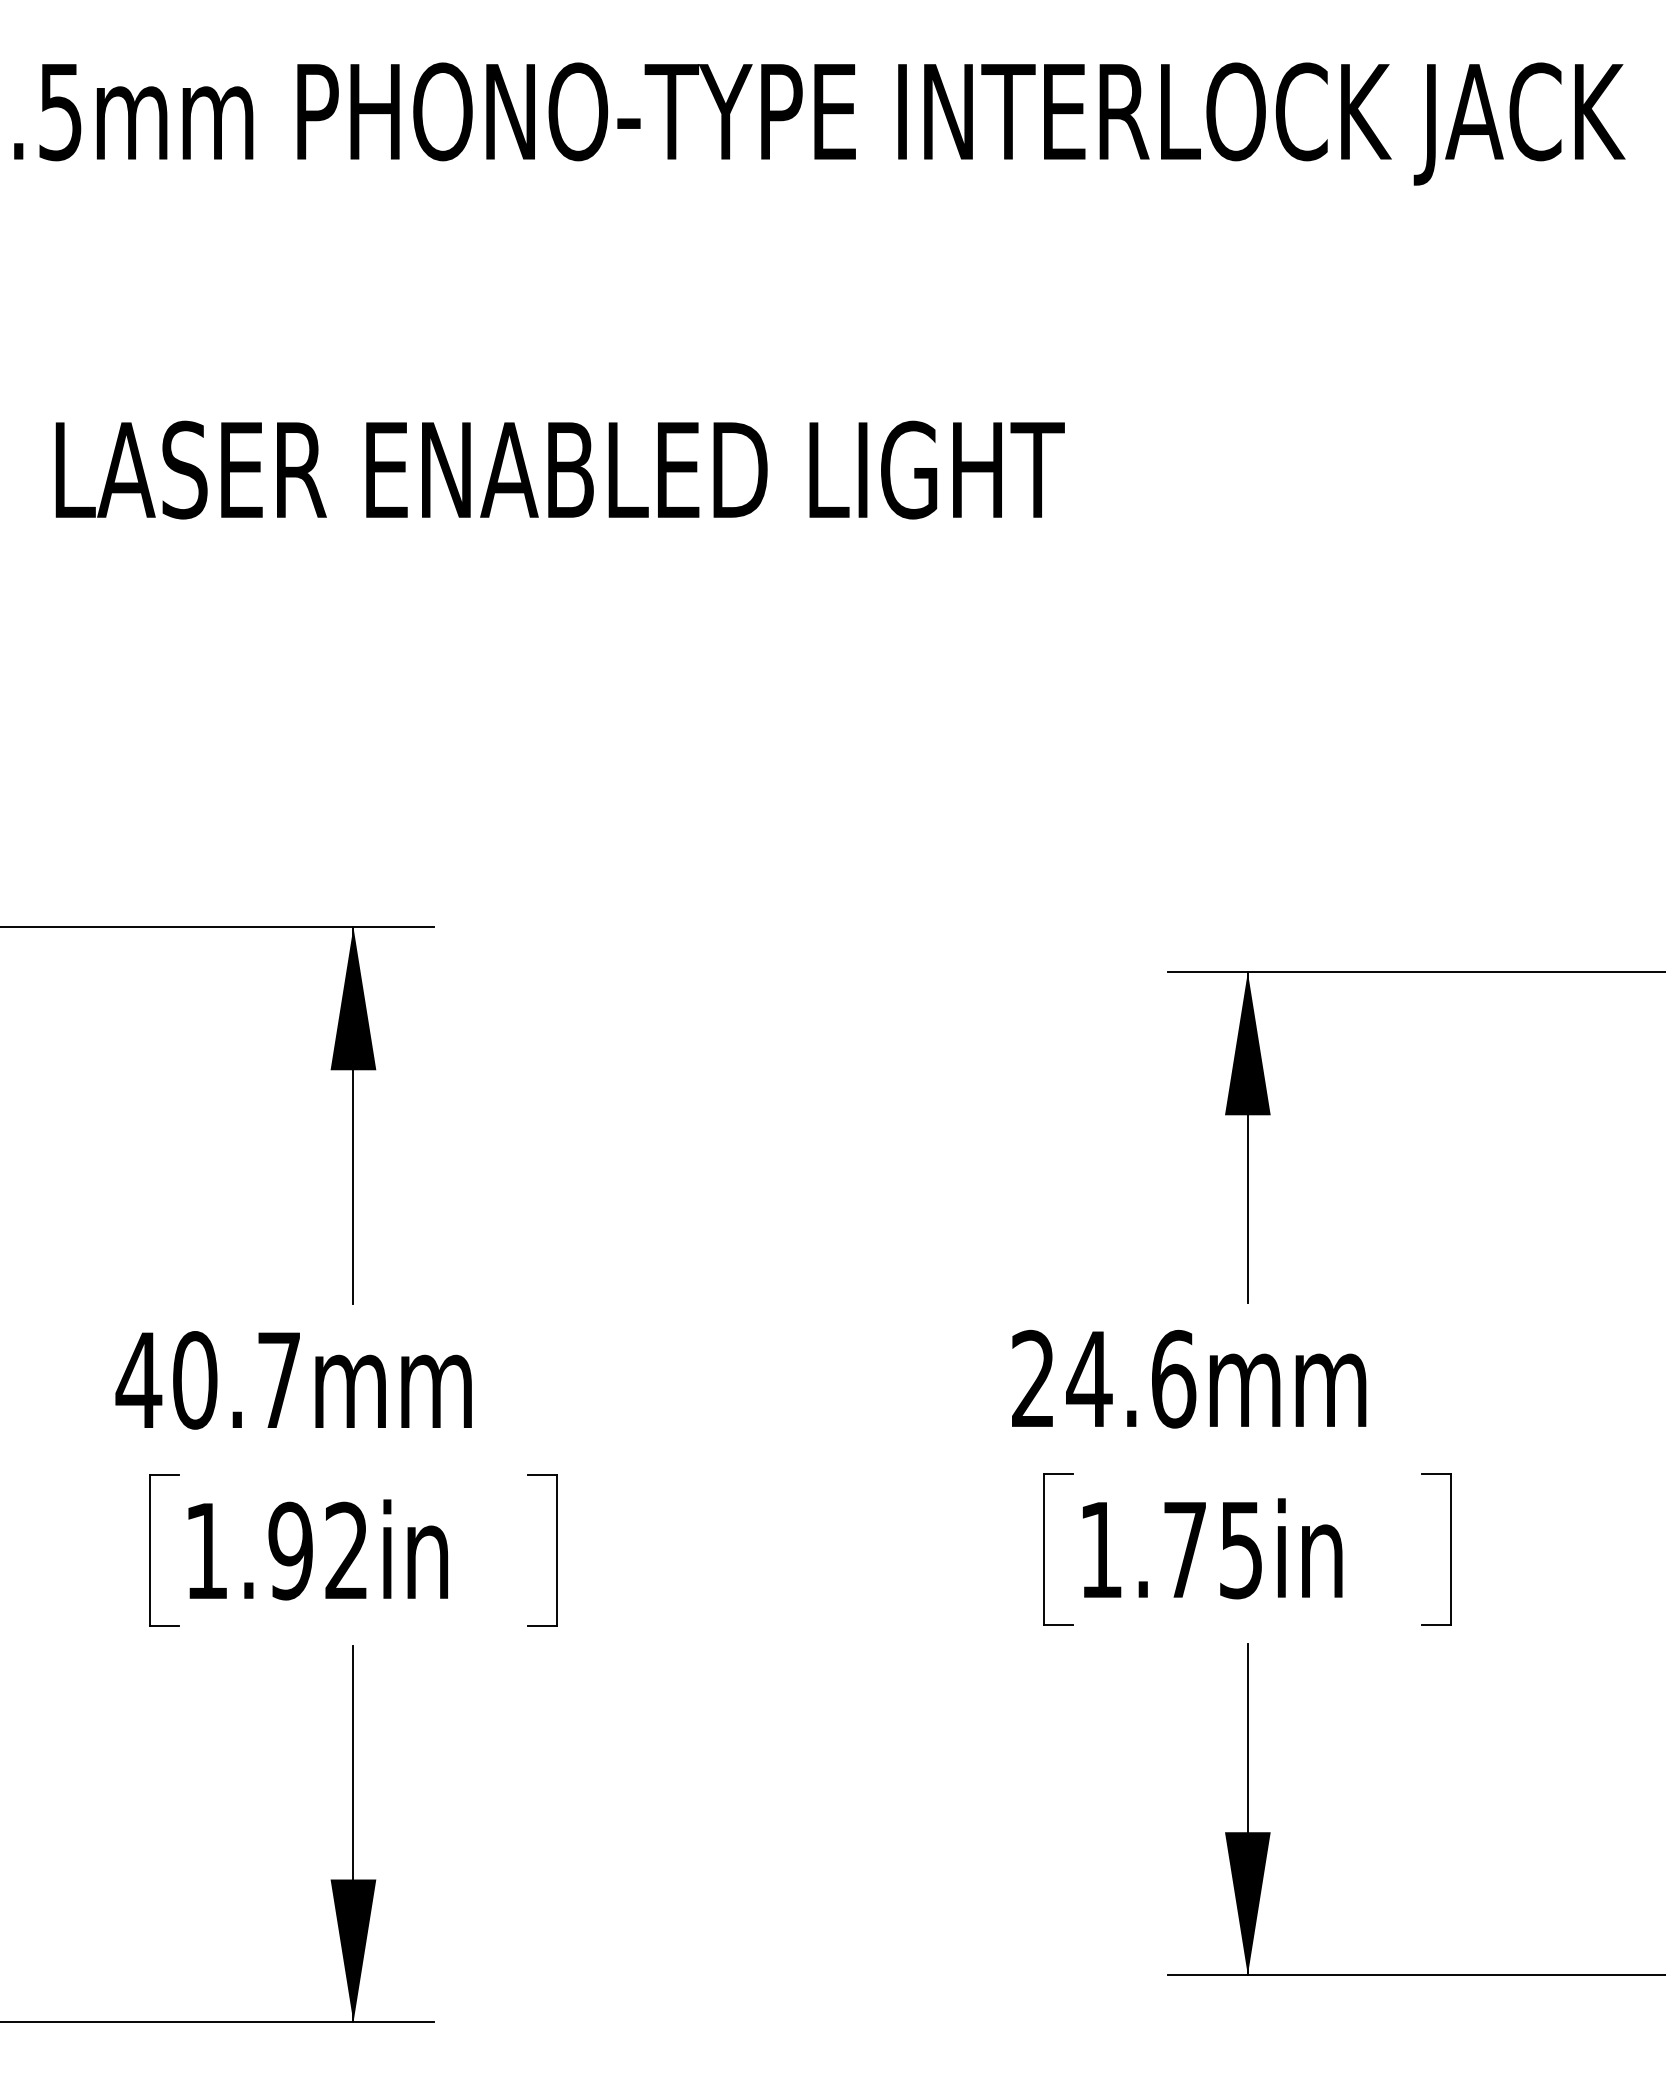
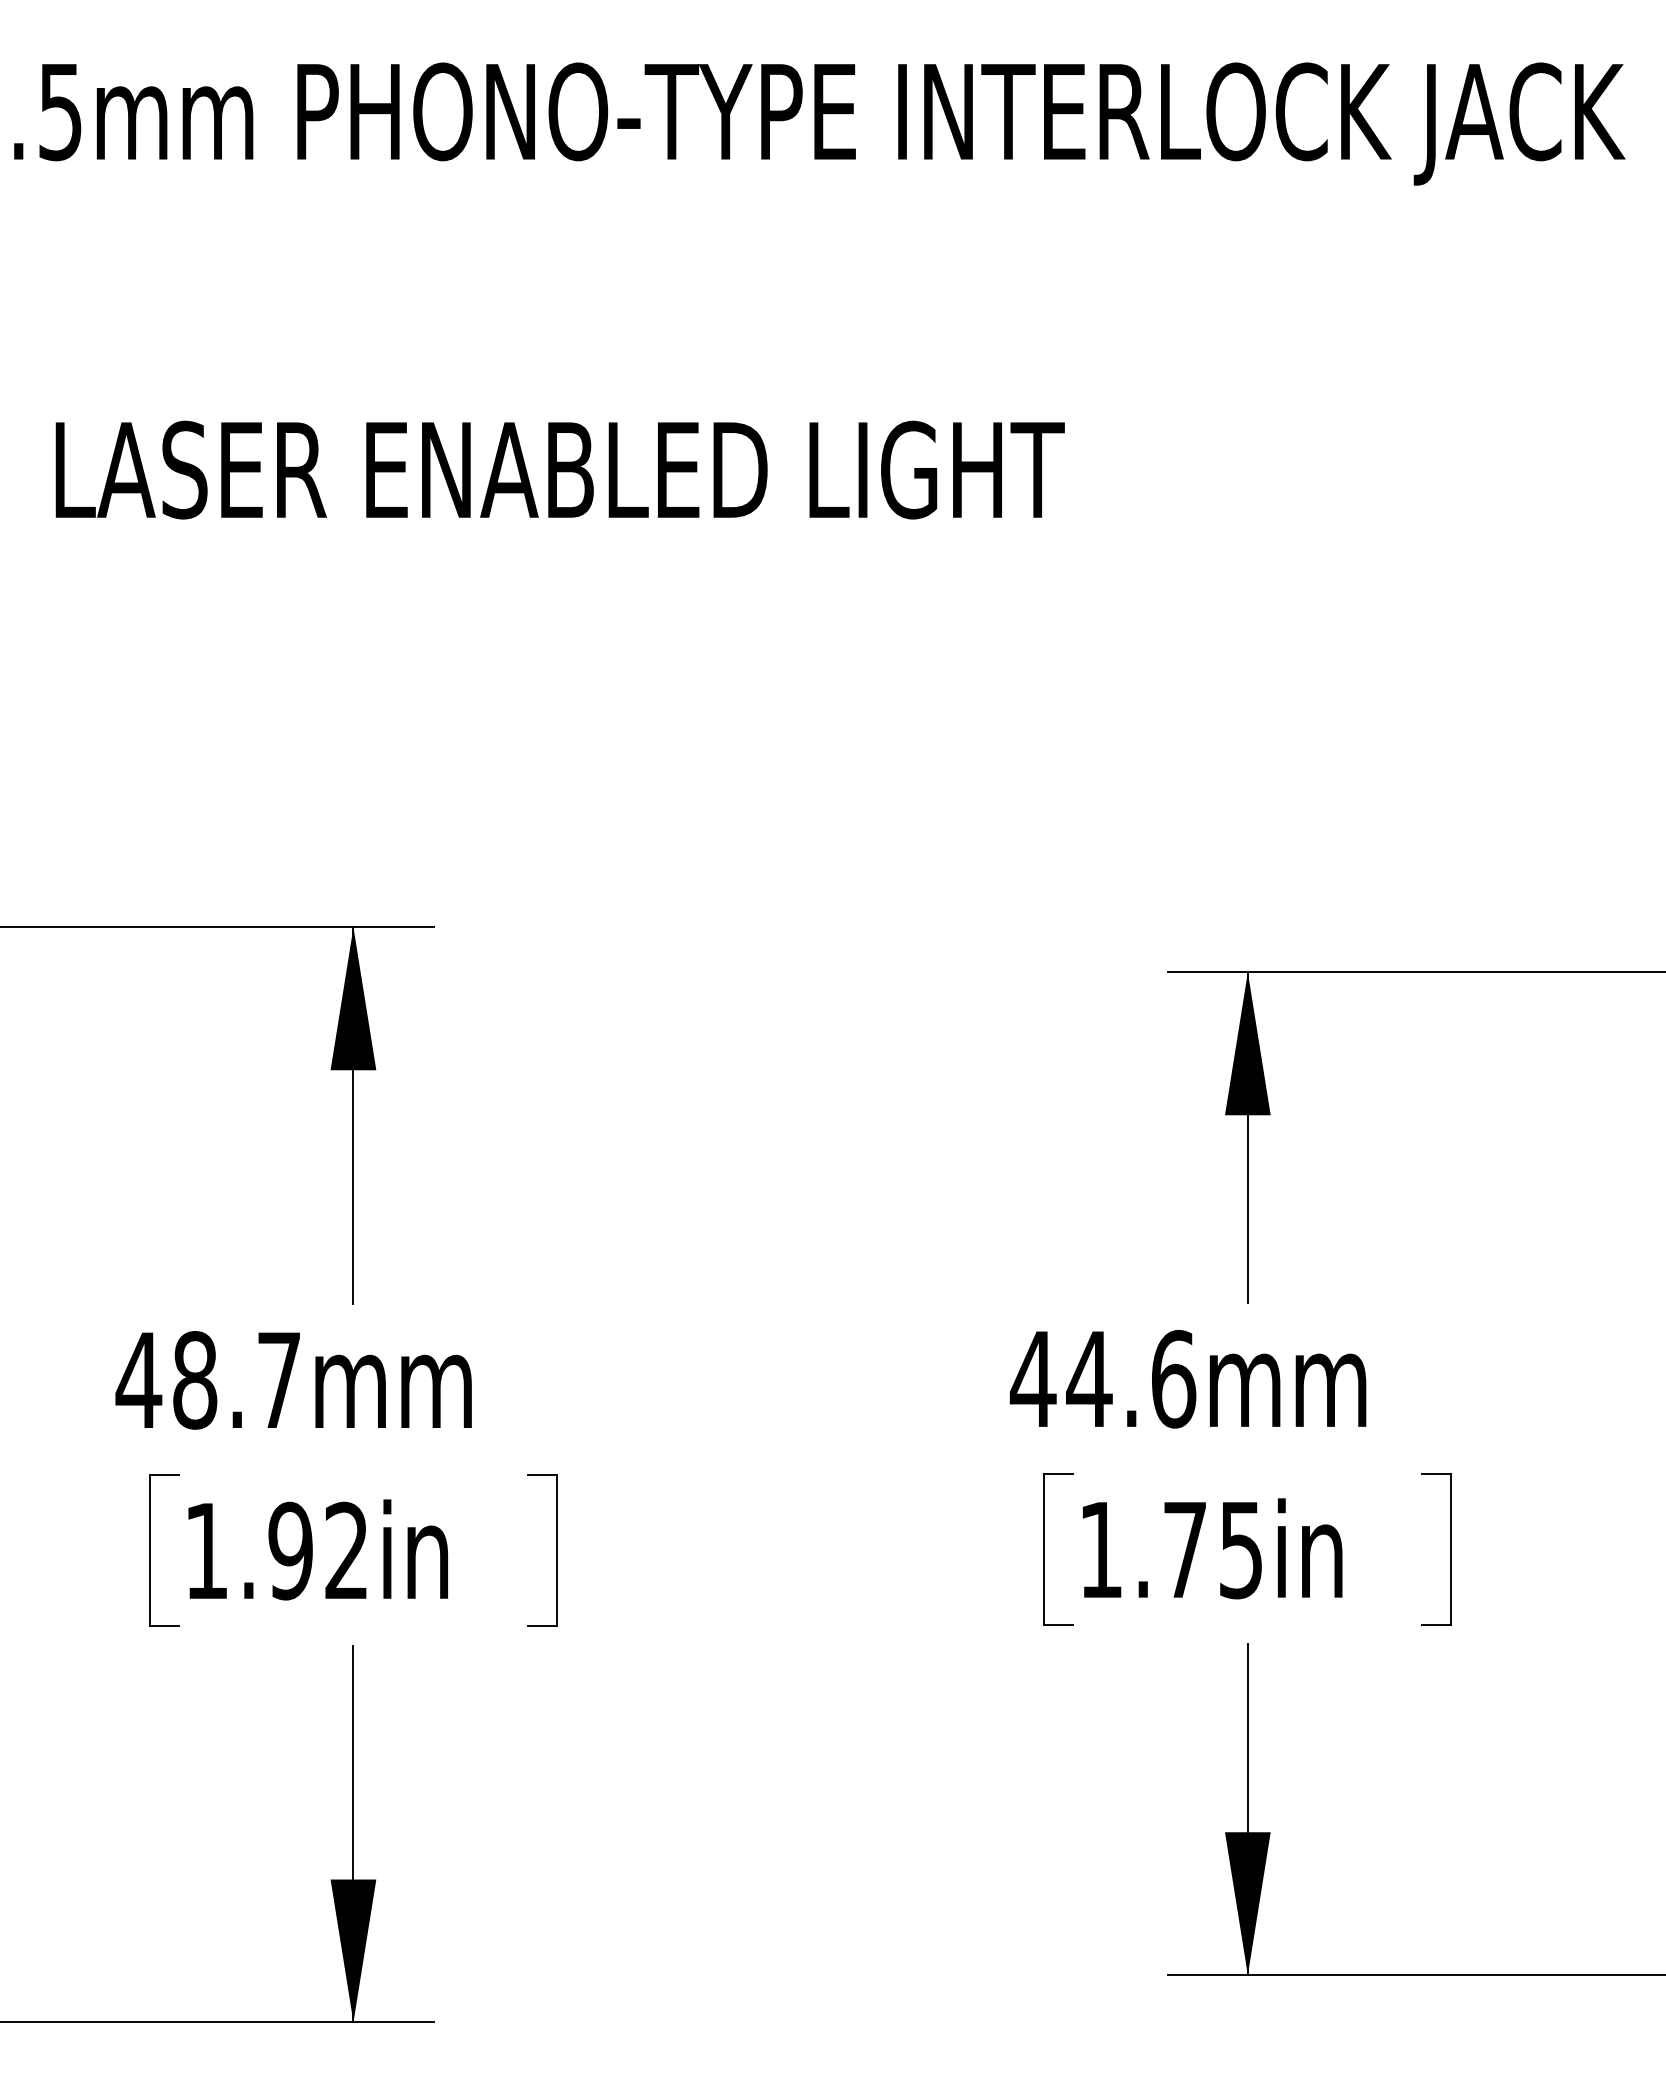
text: 24.6mm -> 44.6mm (1032, 1377)
text: 40.7mm -> 48.7mm (195, 1380)
